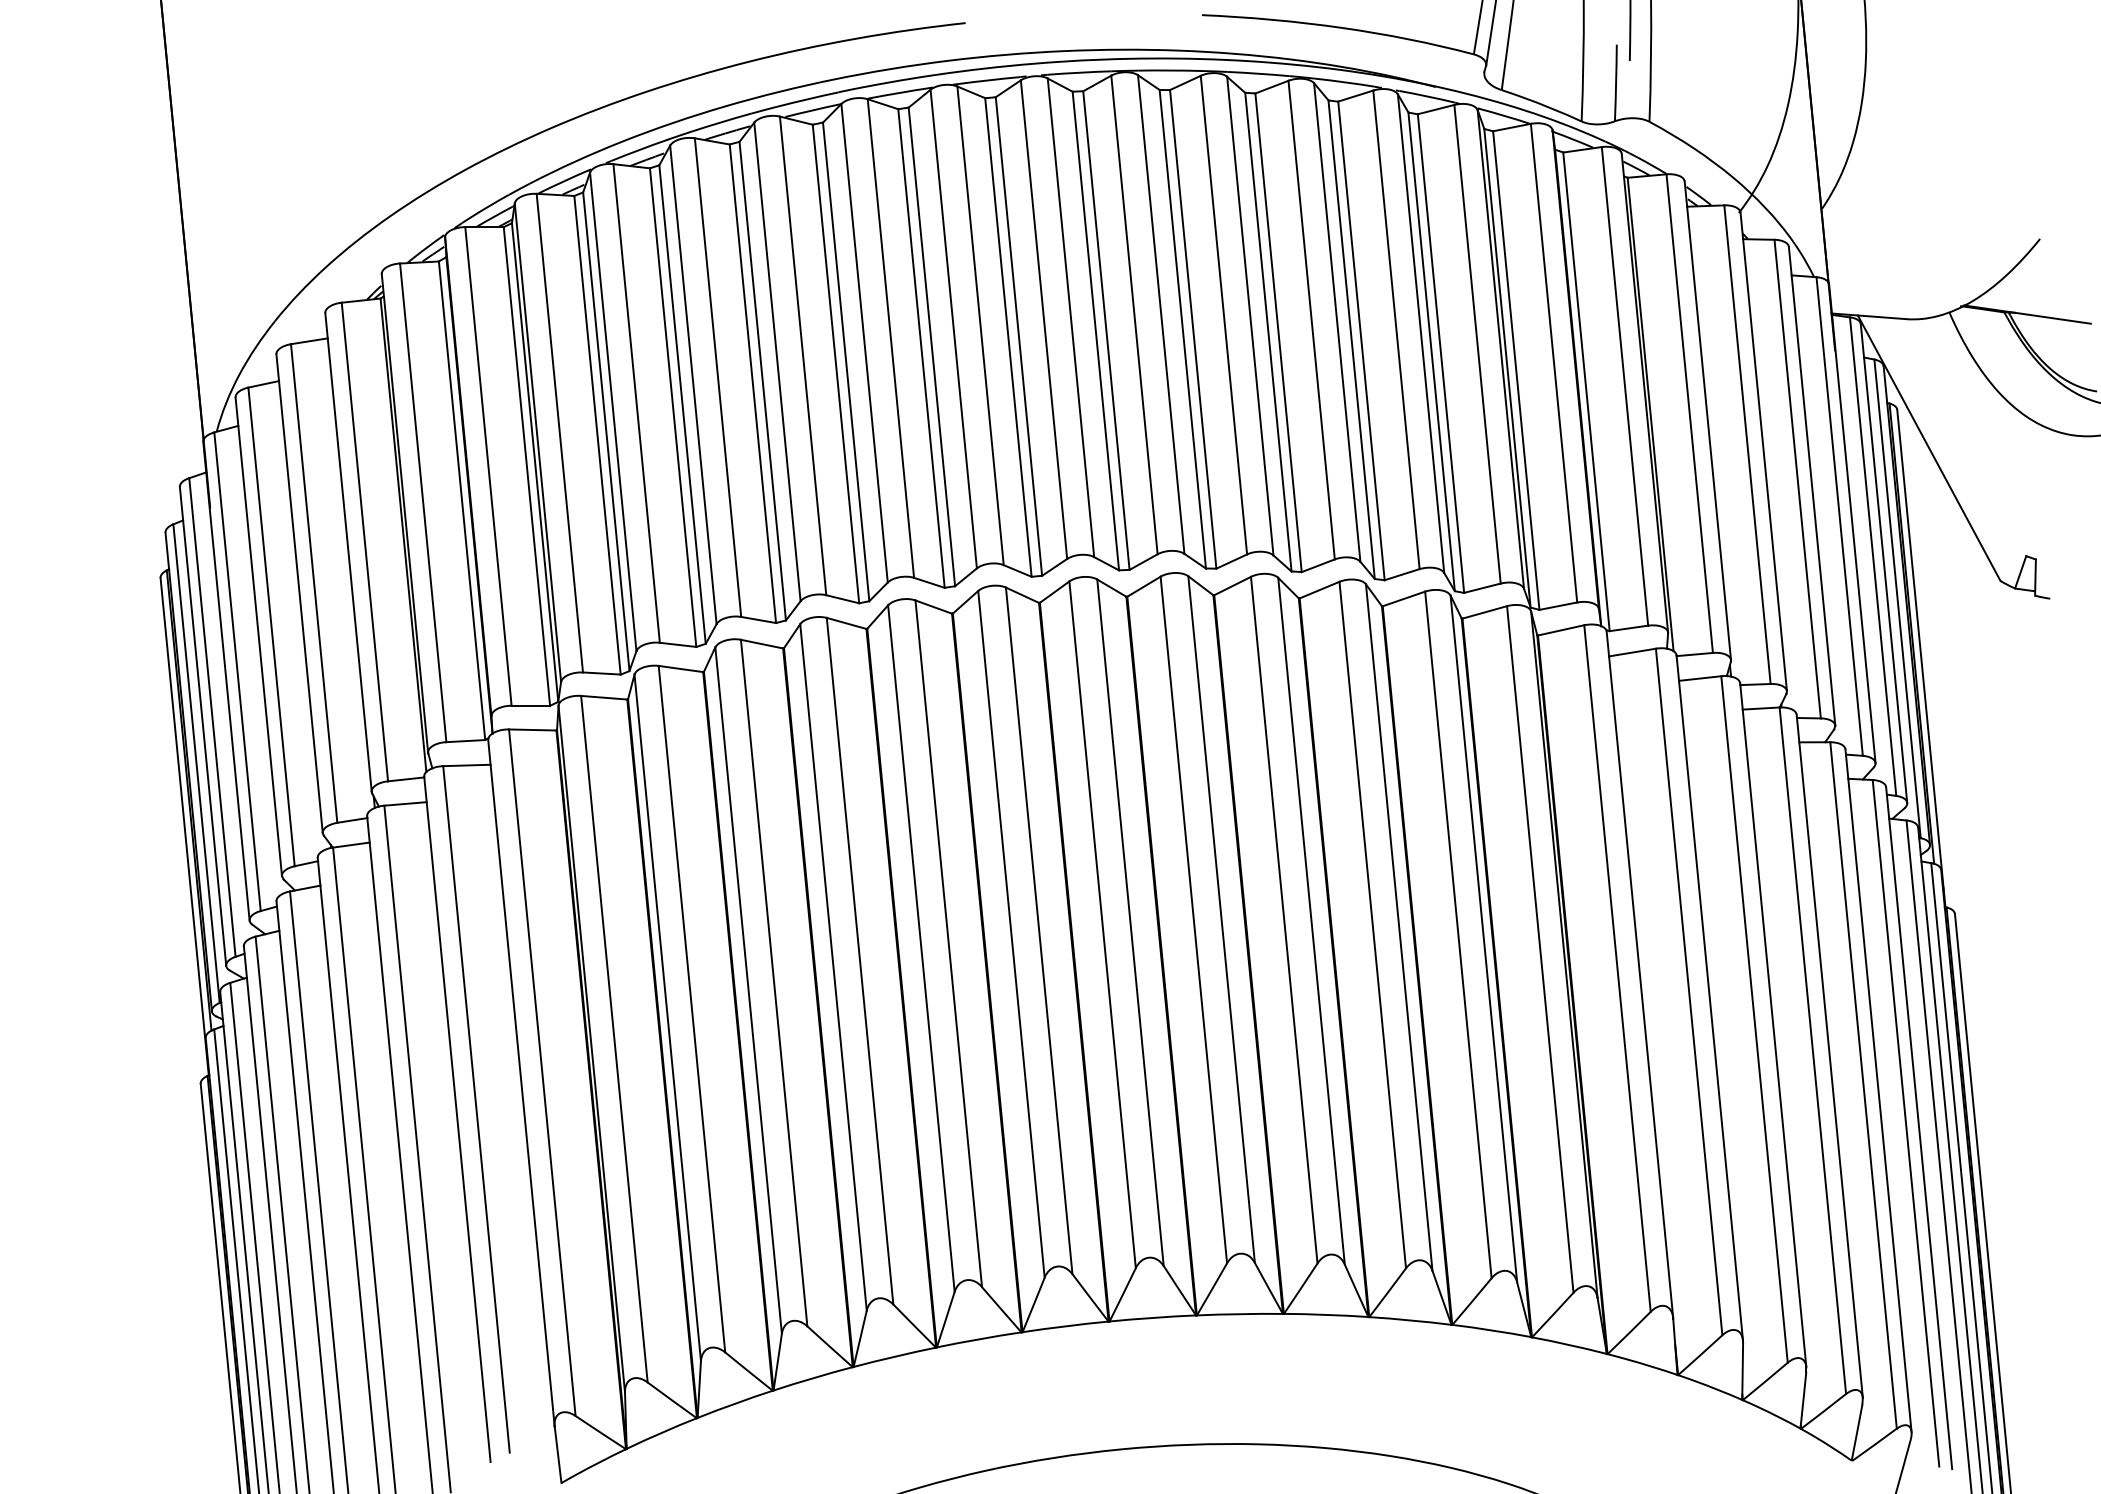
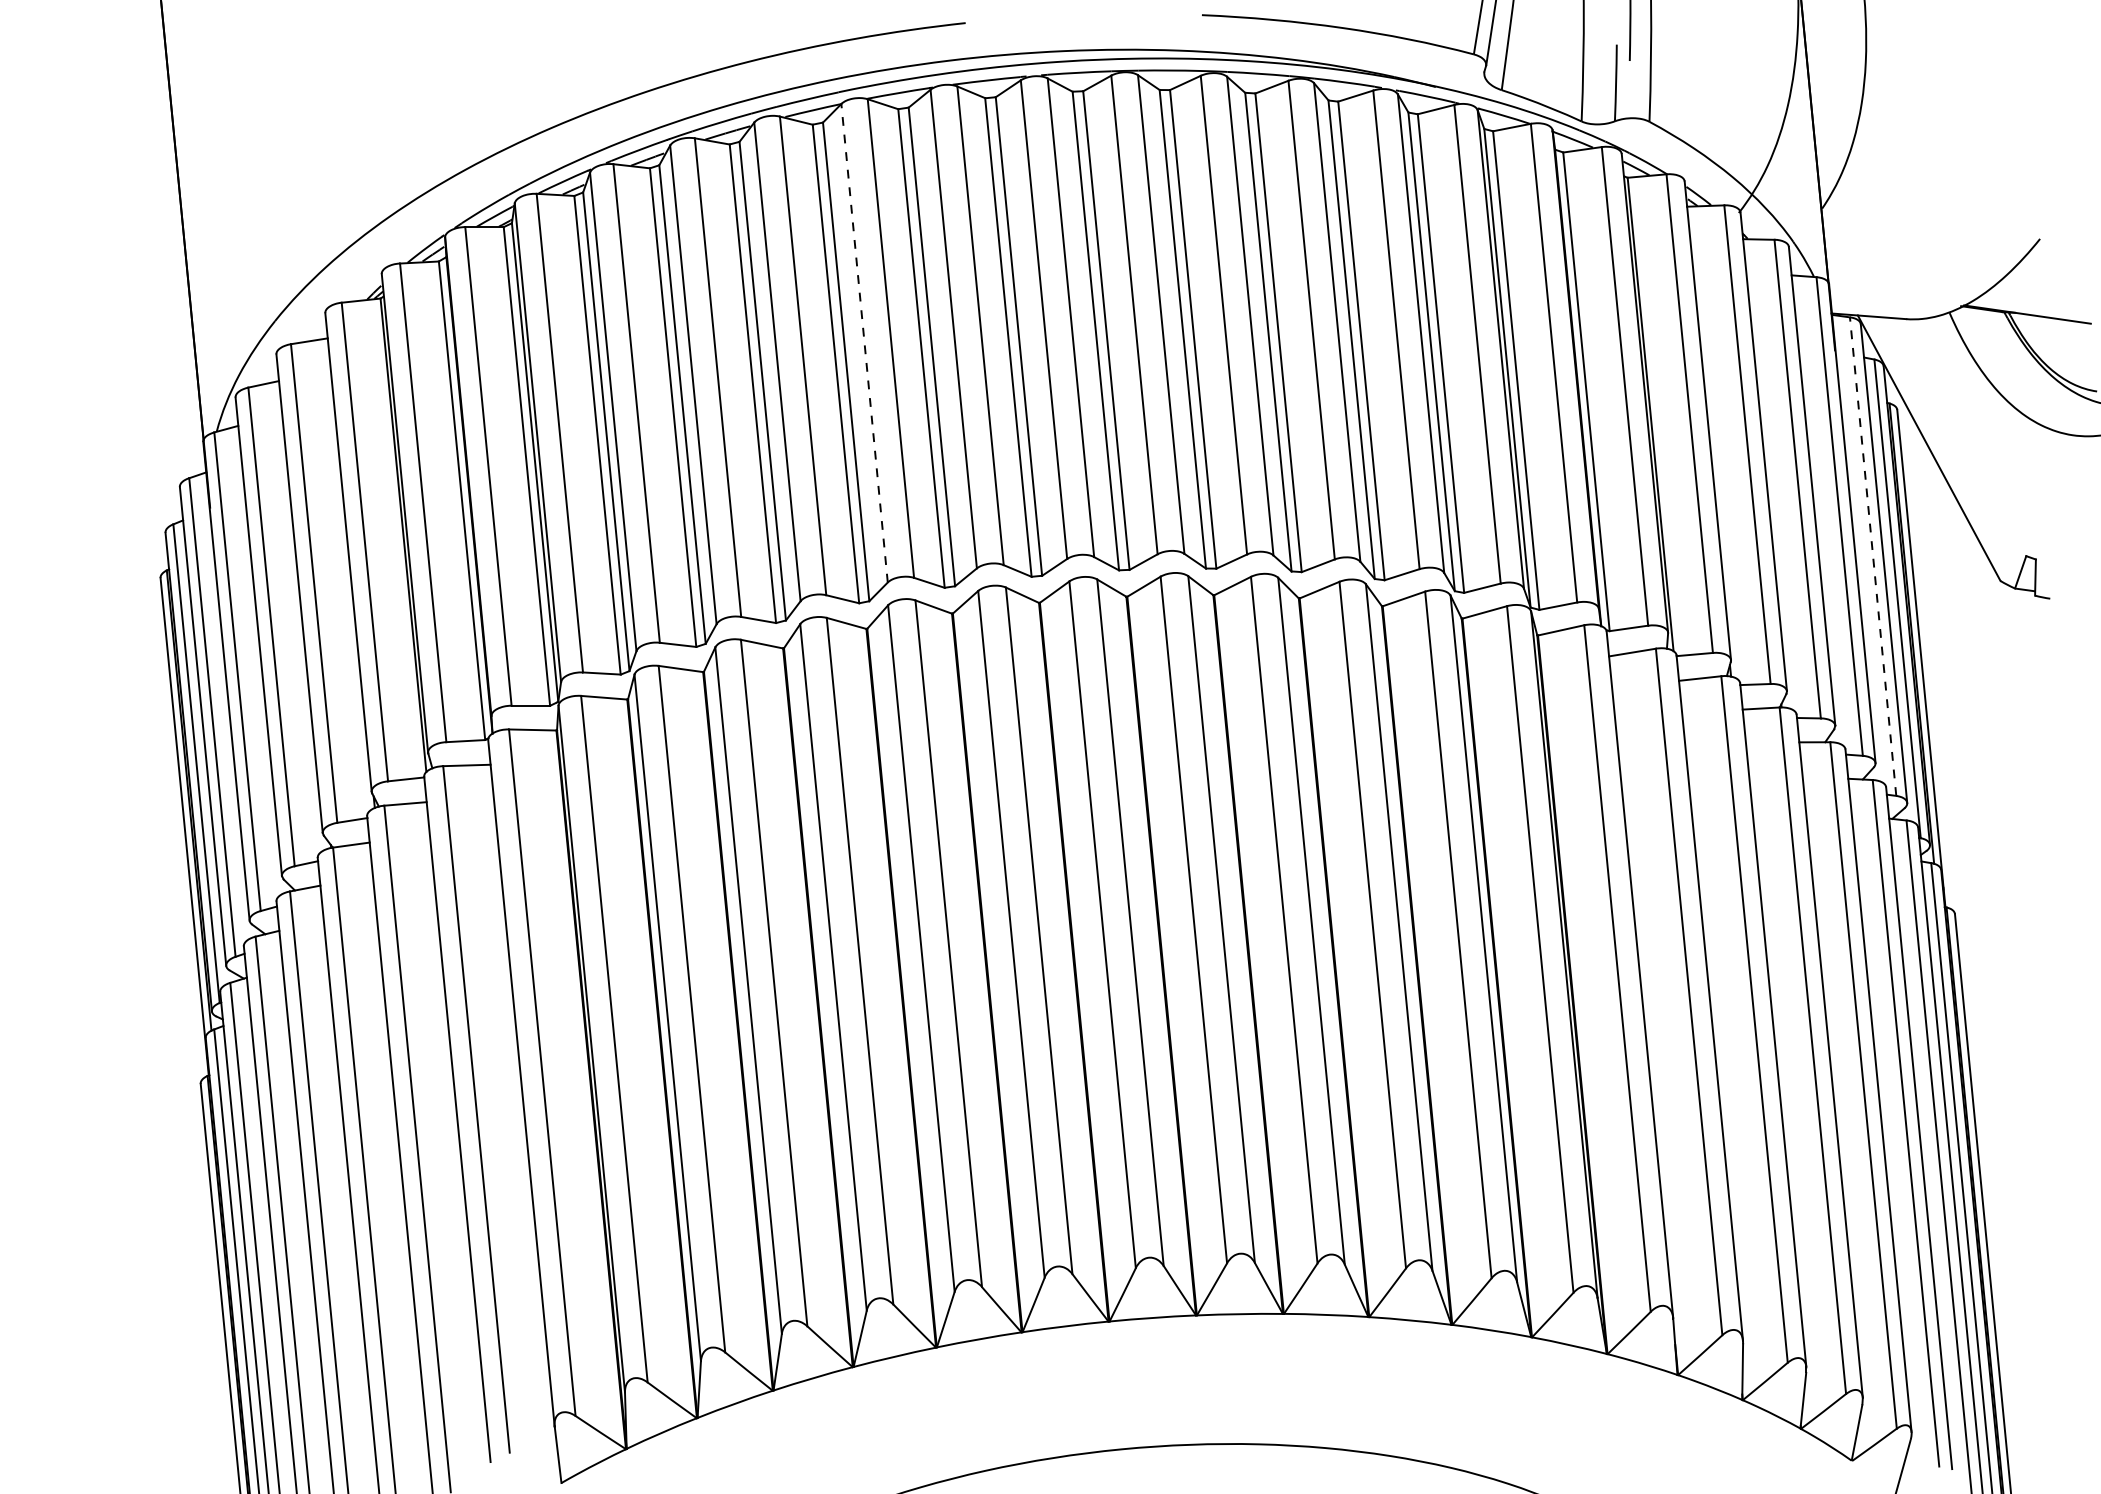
line: solid -> dashed (864, 342)
line: solid -> dashed (1873, 556)
